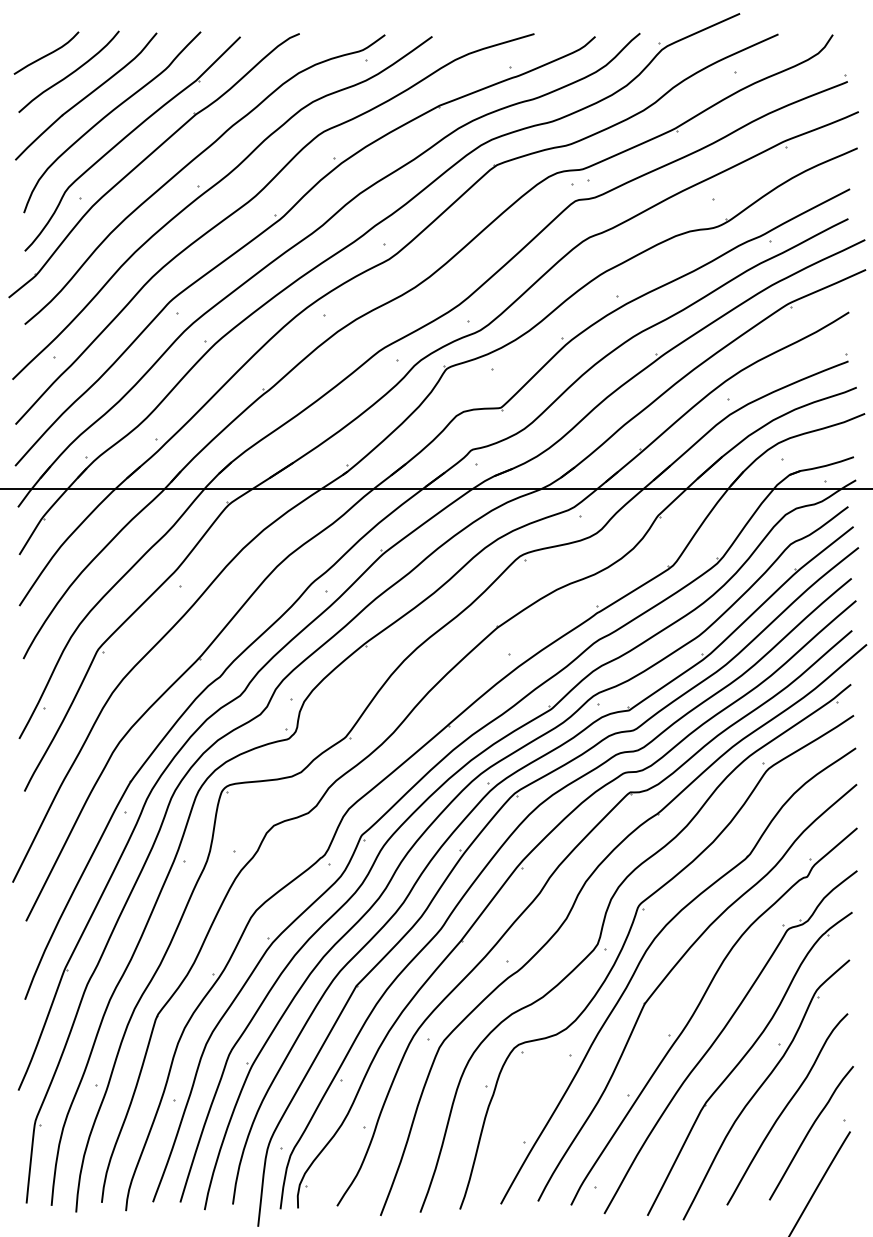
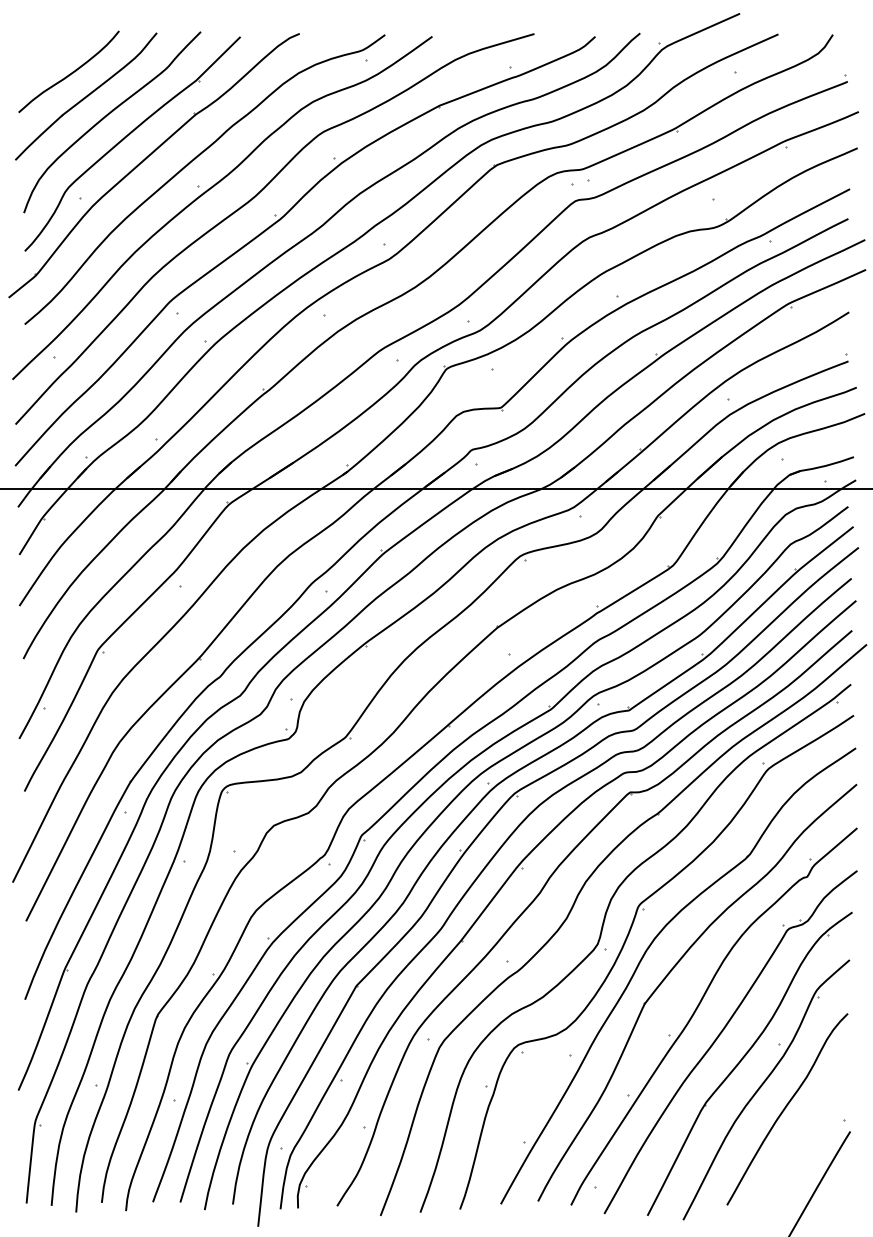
curve: present -> none (46, 54)
curve: present -> none (809, 1132)
